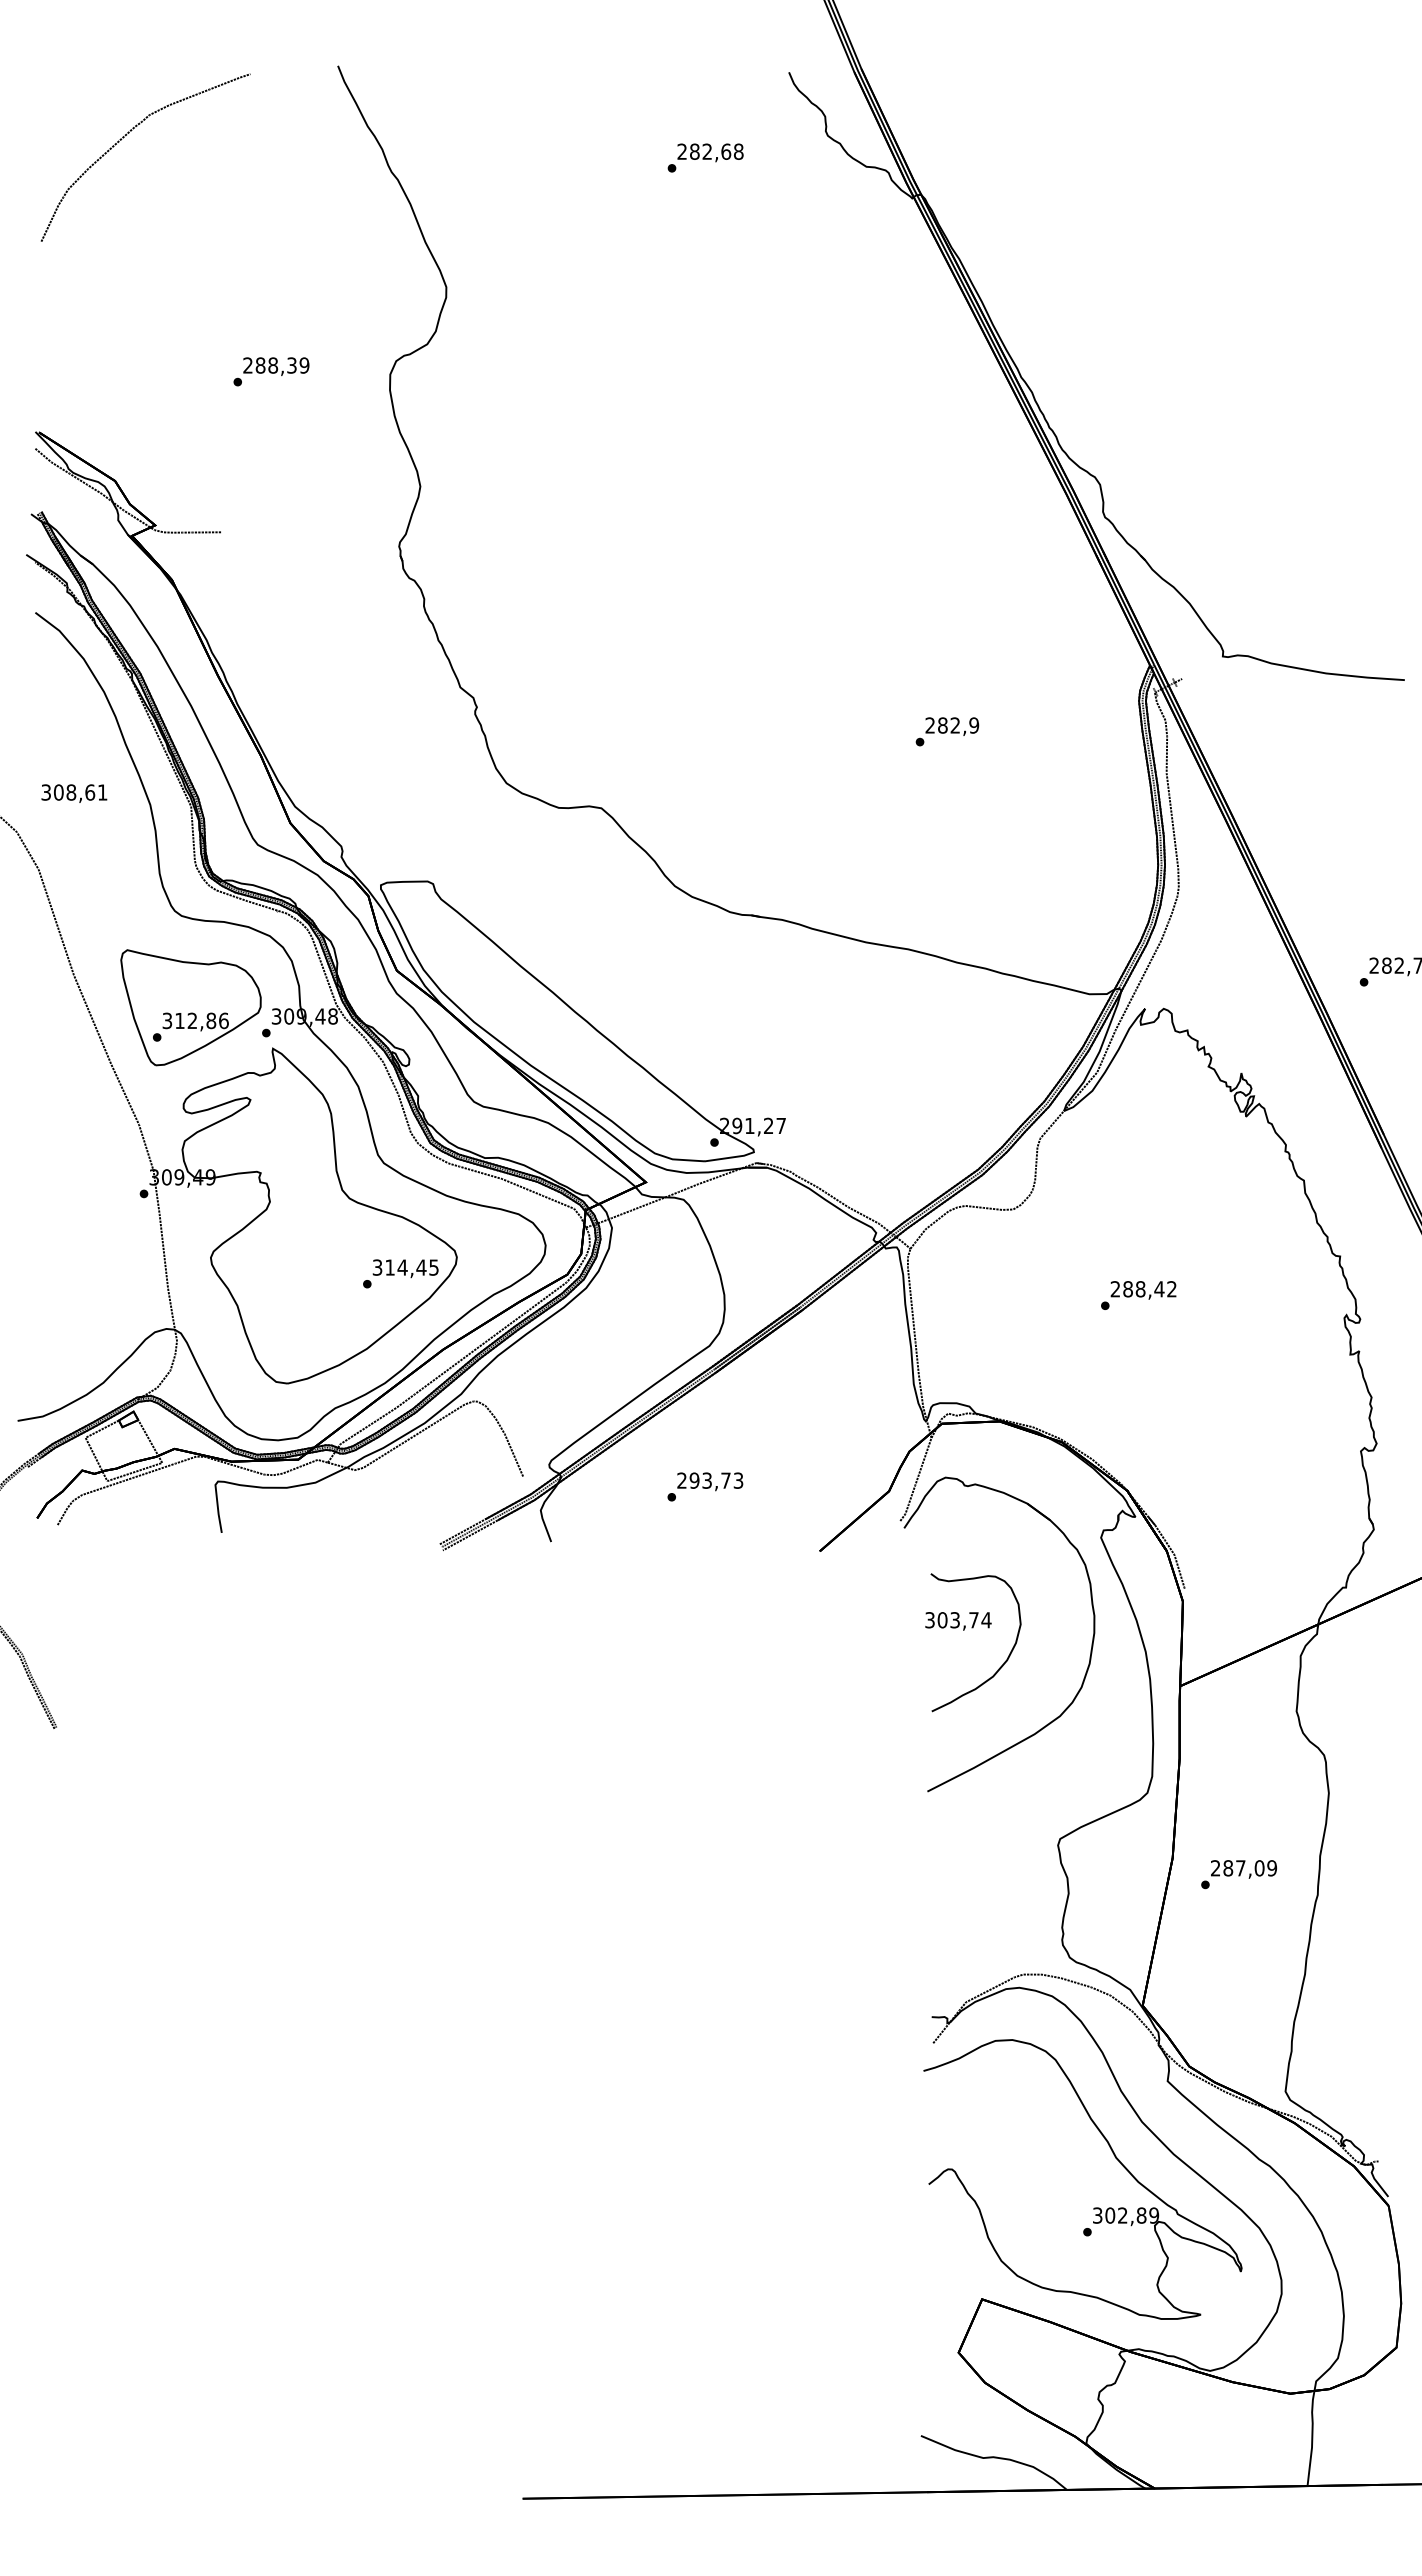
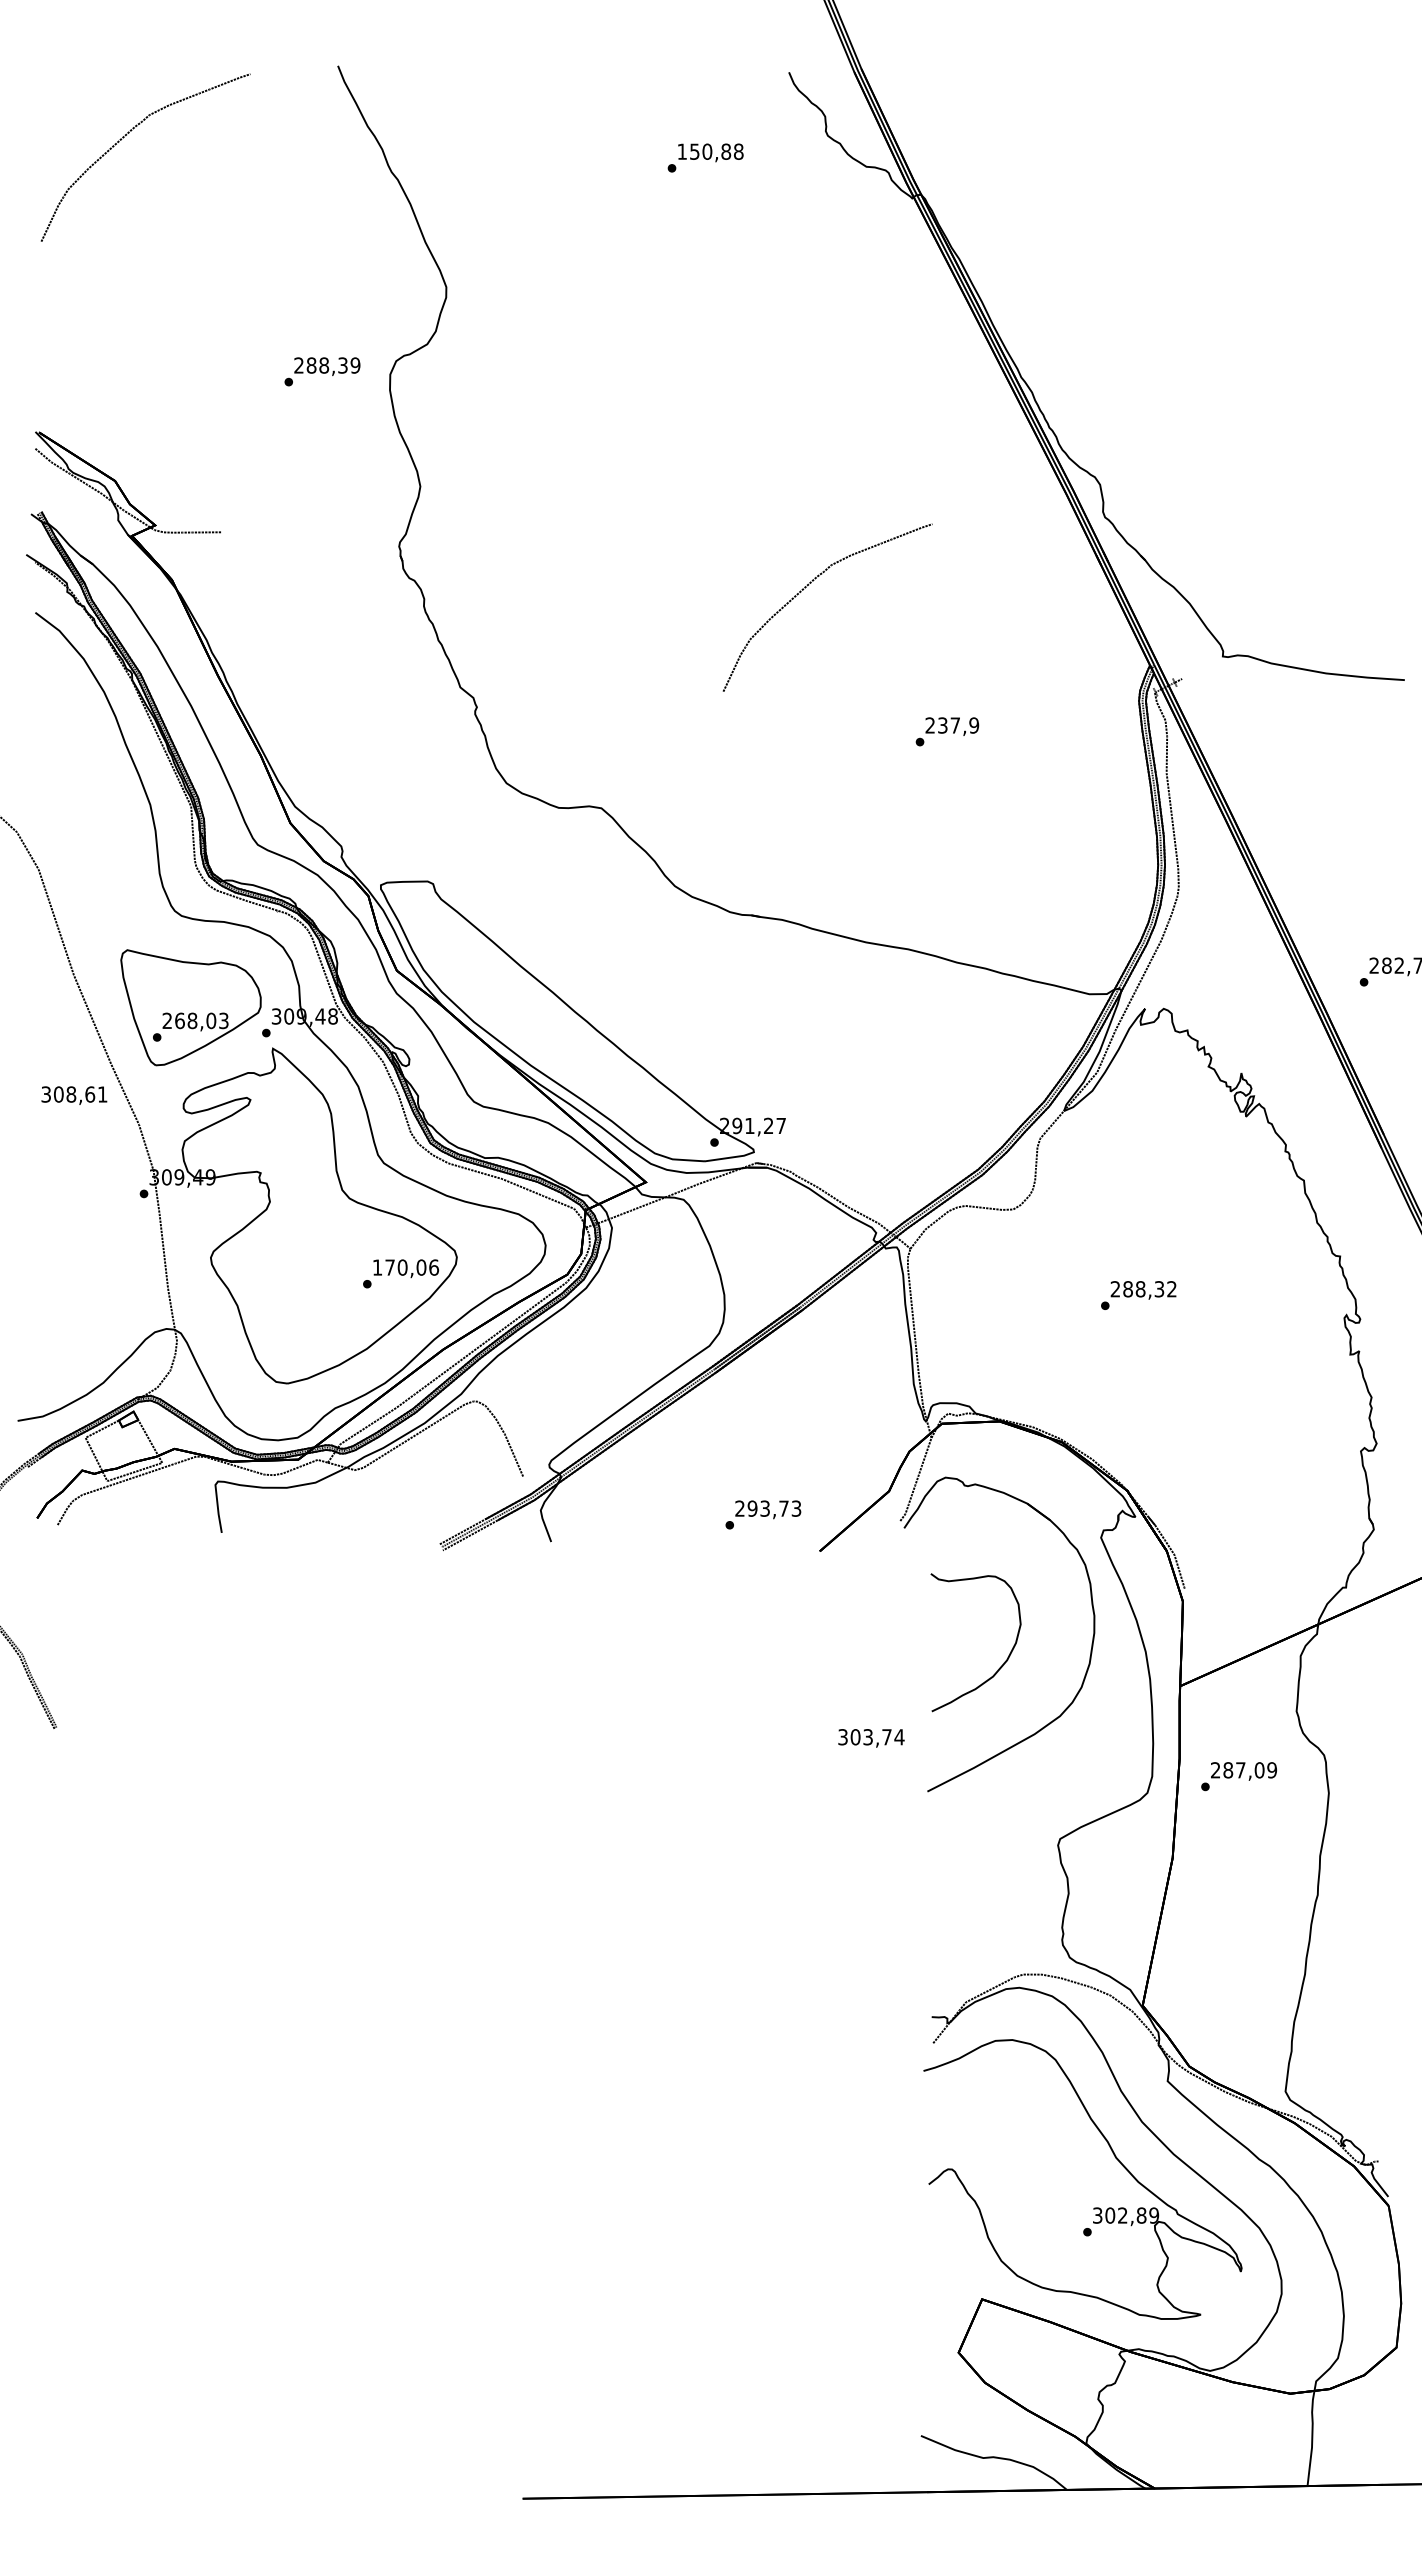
text: 282,68 -> 150,88 (704, 151)
text position: (271, 371) -> (322, 371) (322, 371)
curve: none -> present (811, 583)
text: 282,9 -> 237,9 (948, 725)
text position: (74, 793) -> (74, 1095) (74, 1095)
text: 312,86 -> 268,03 (195, 1020)
text: 314,45 -> 170,06 (405, 1267)
text: 288,42 -> 288,32 (1159, 1289)
text position: (705, 1486) -> (763, 1514) (763, 1514)
text position: (958, 1621) -> (871, 1738) (871, 1738)
text position: (1238, 1874) -> (1238, 1776) (1238, 1776)
